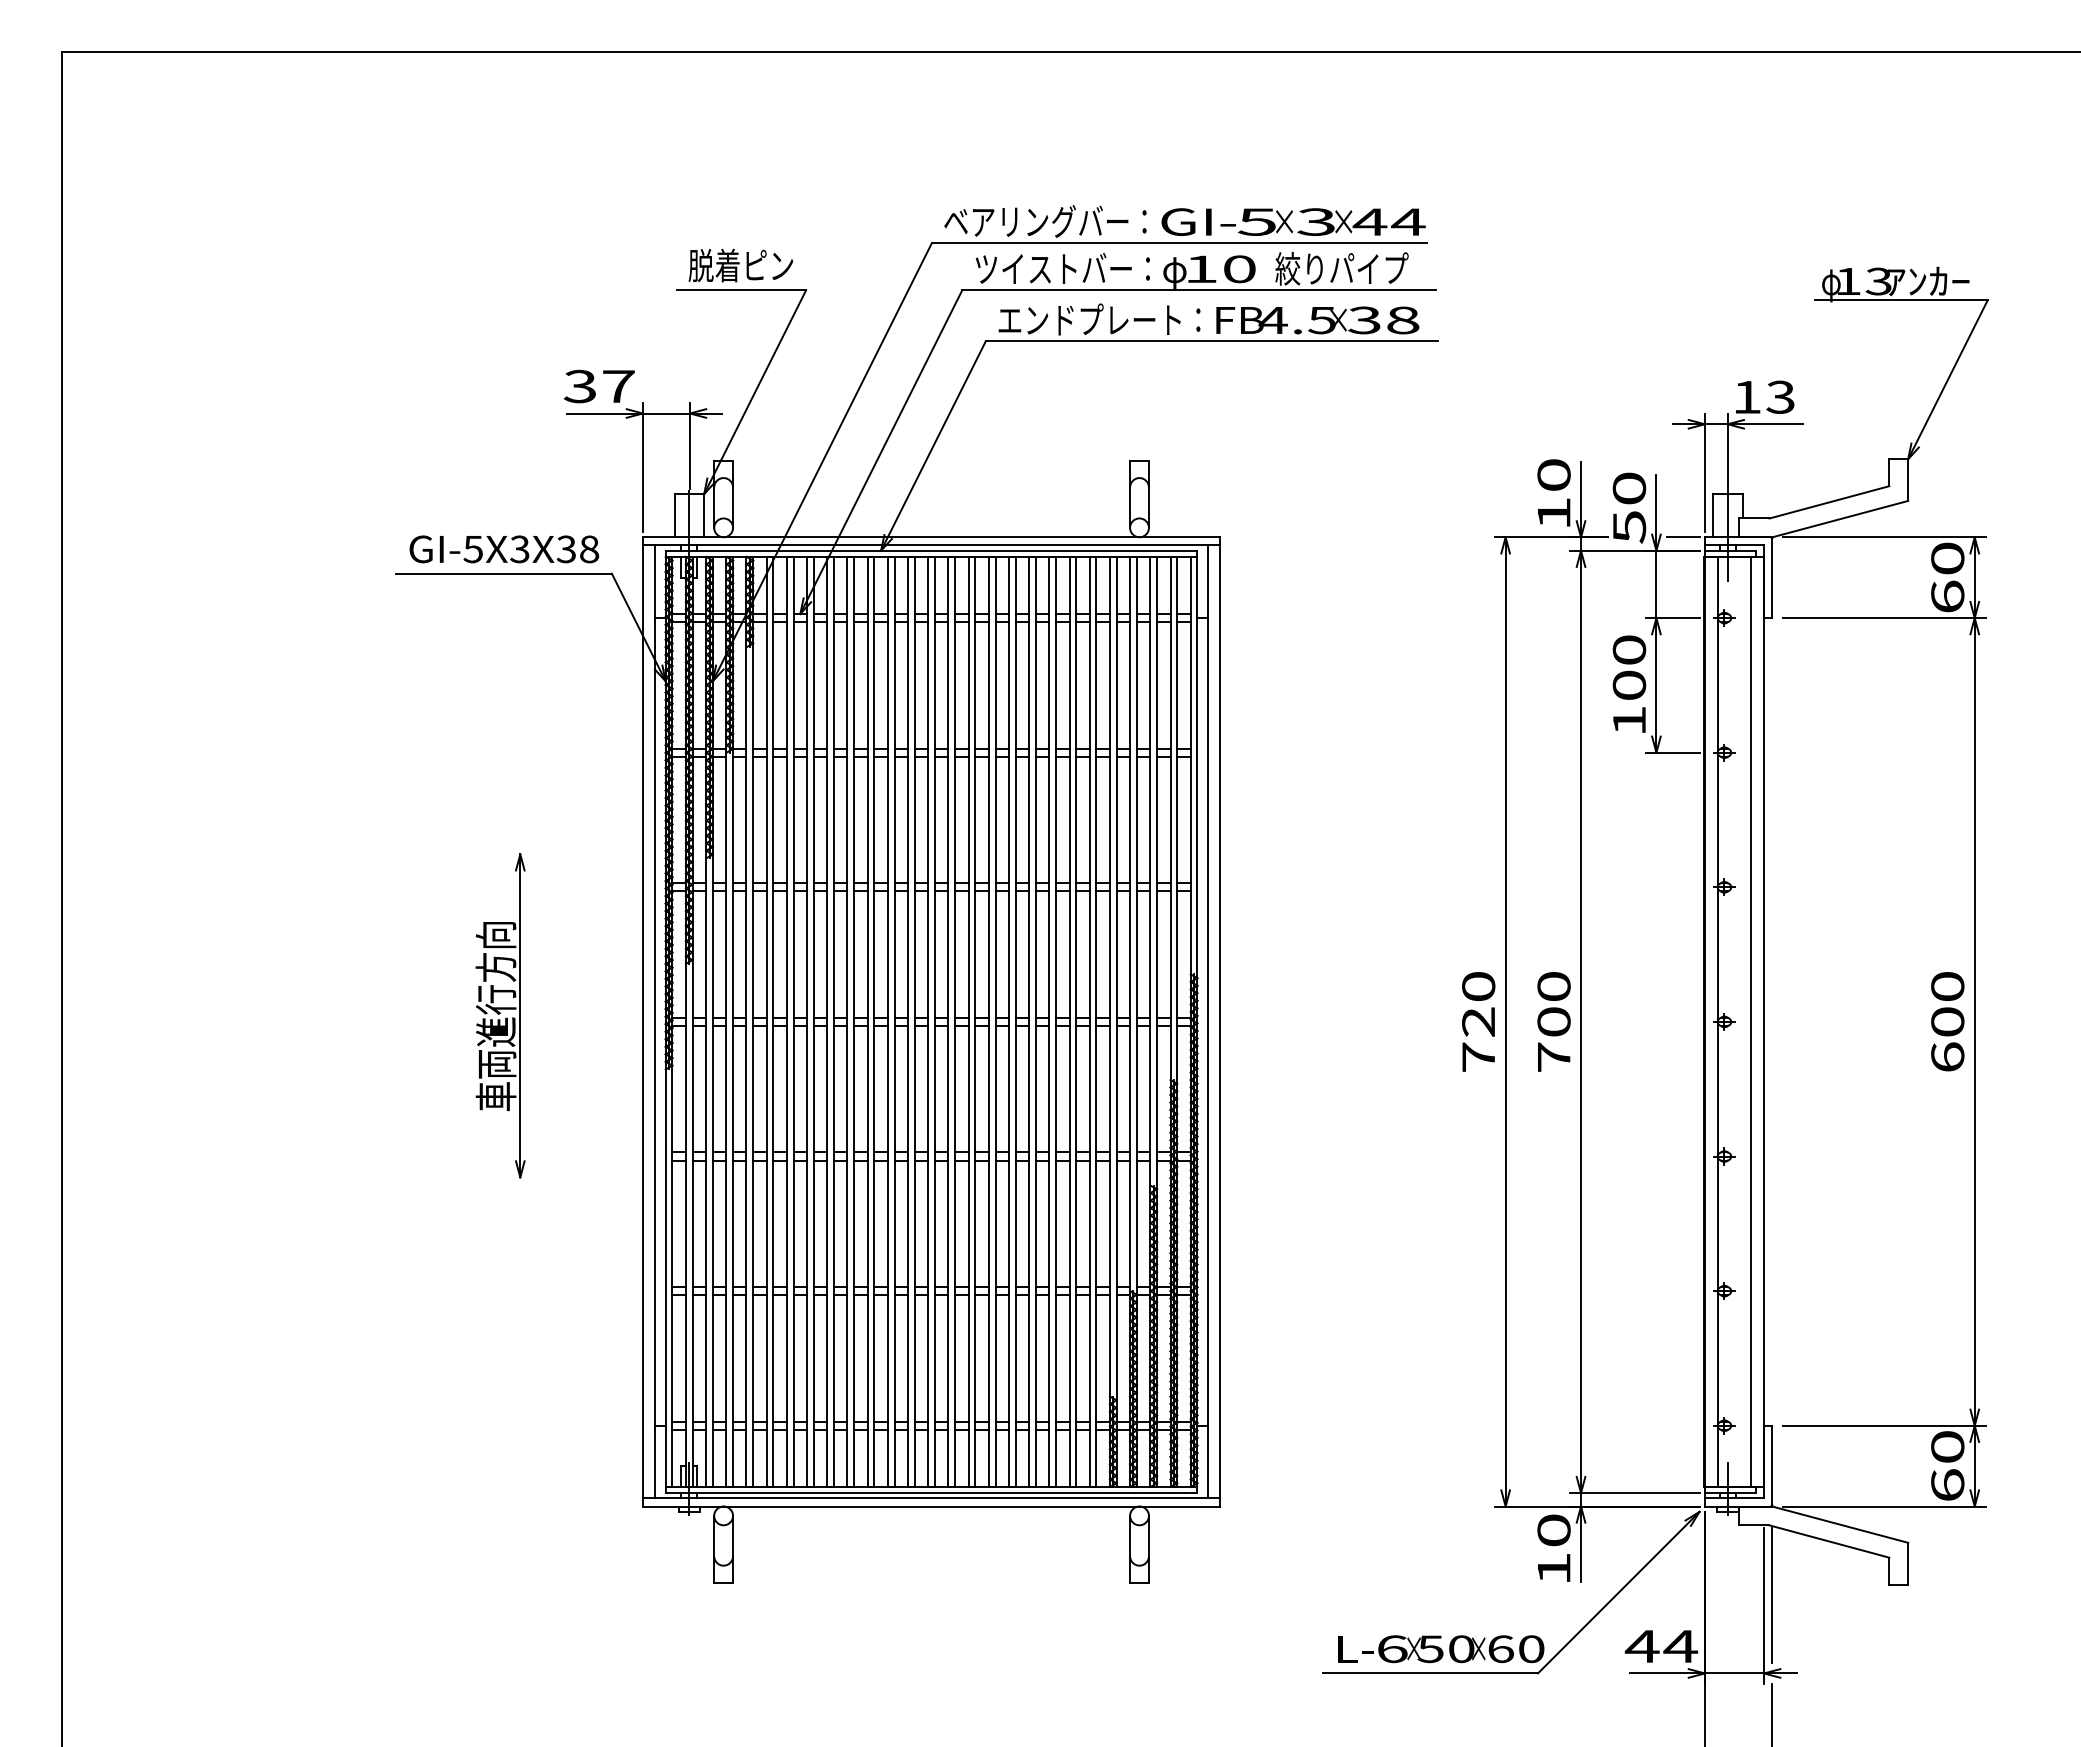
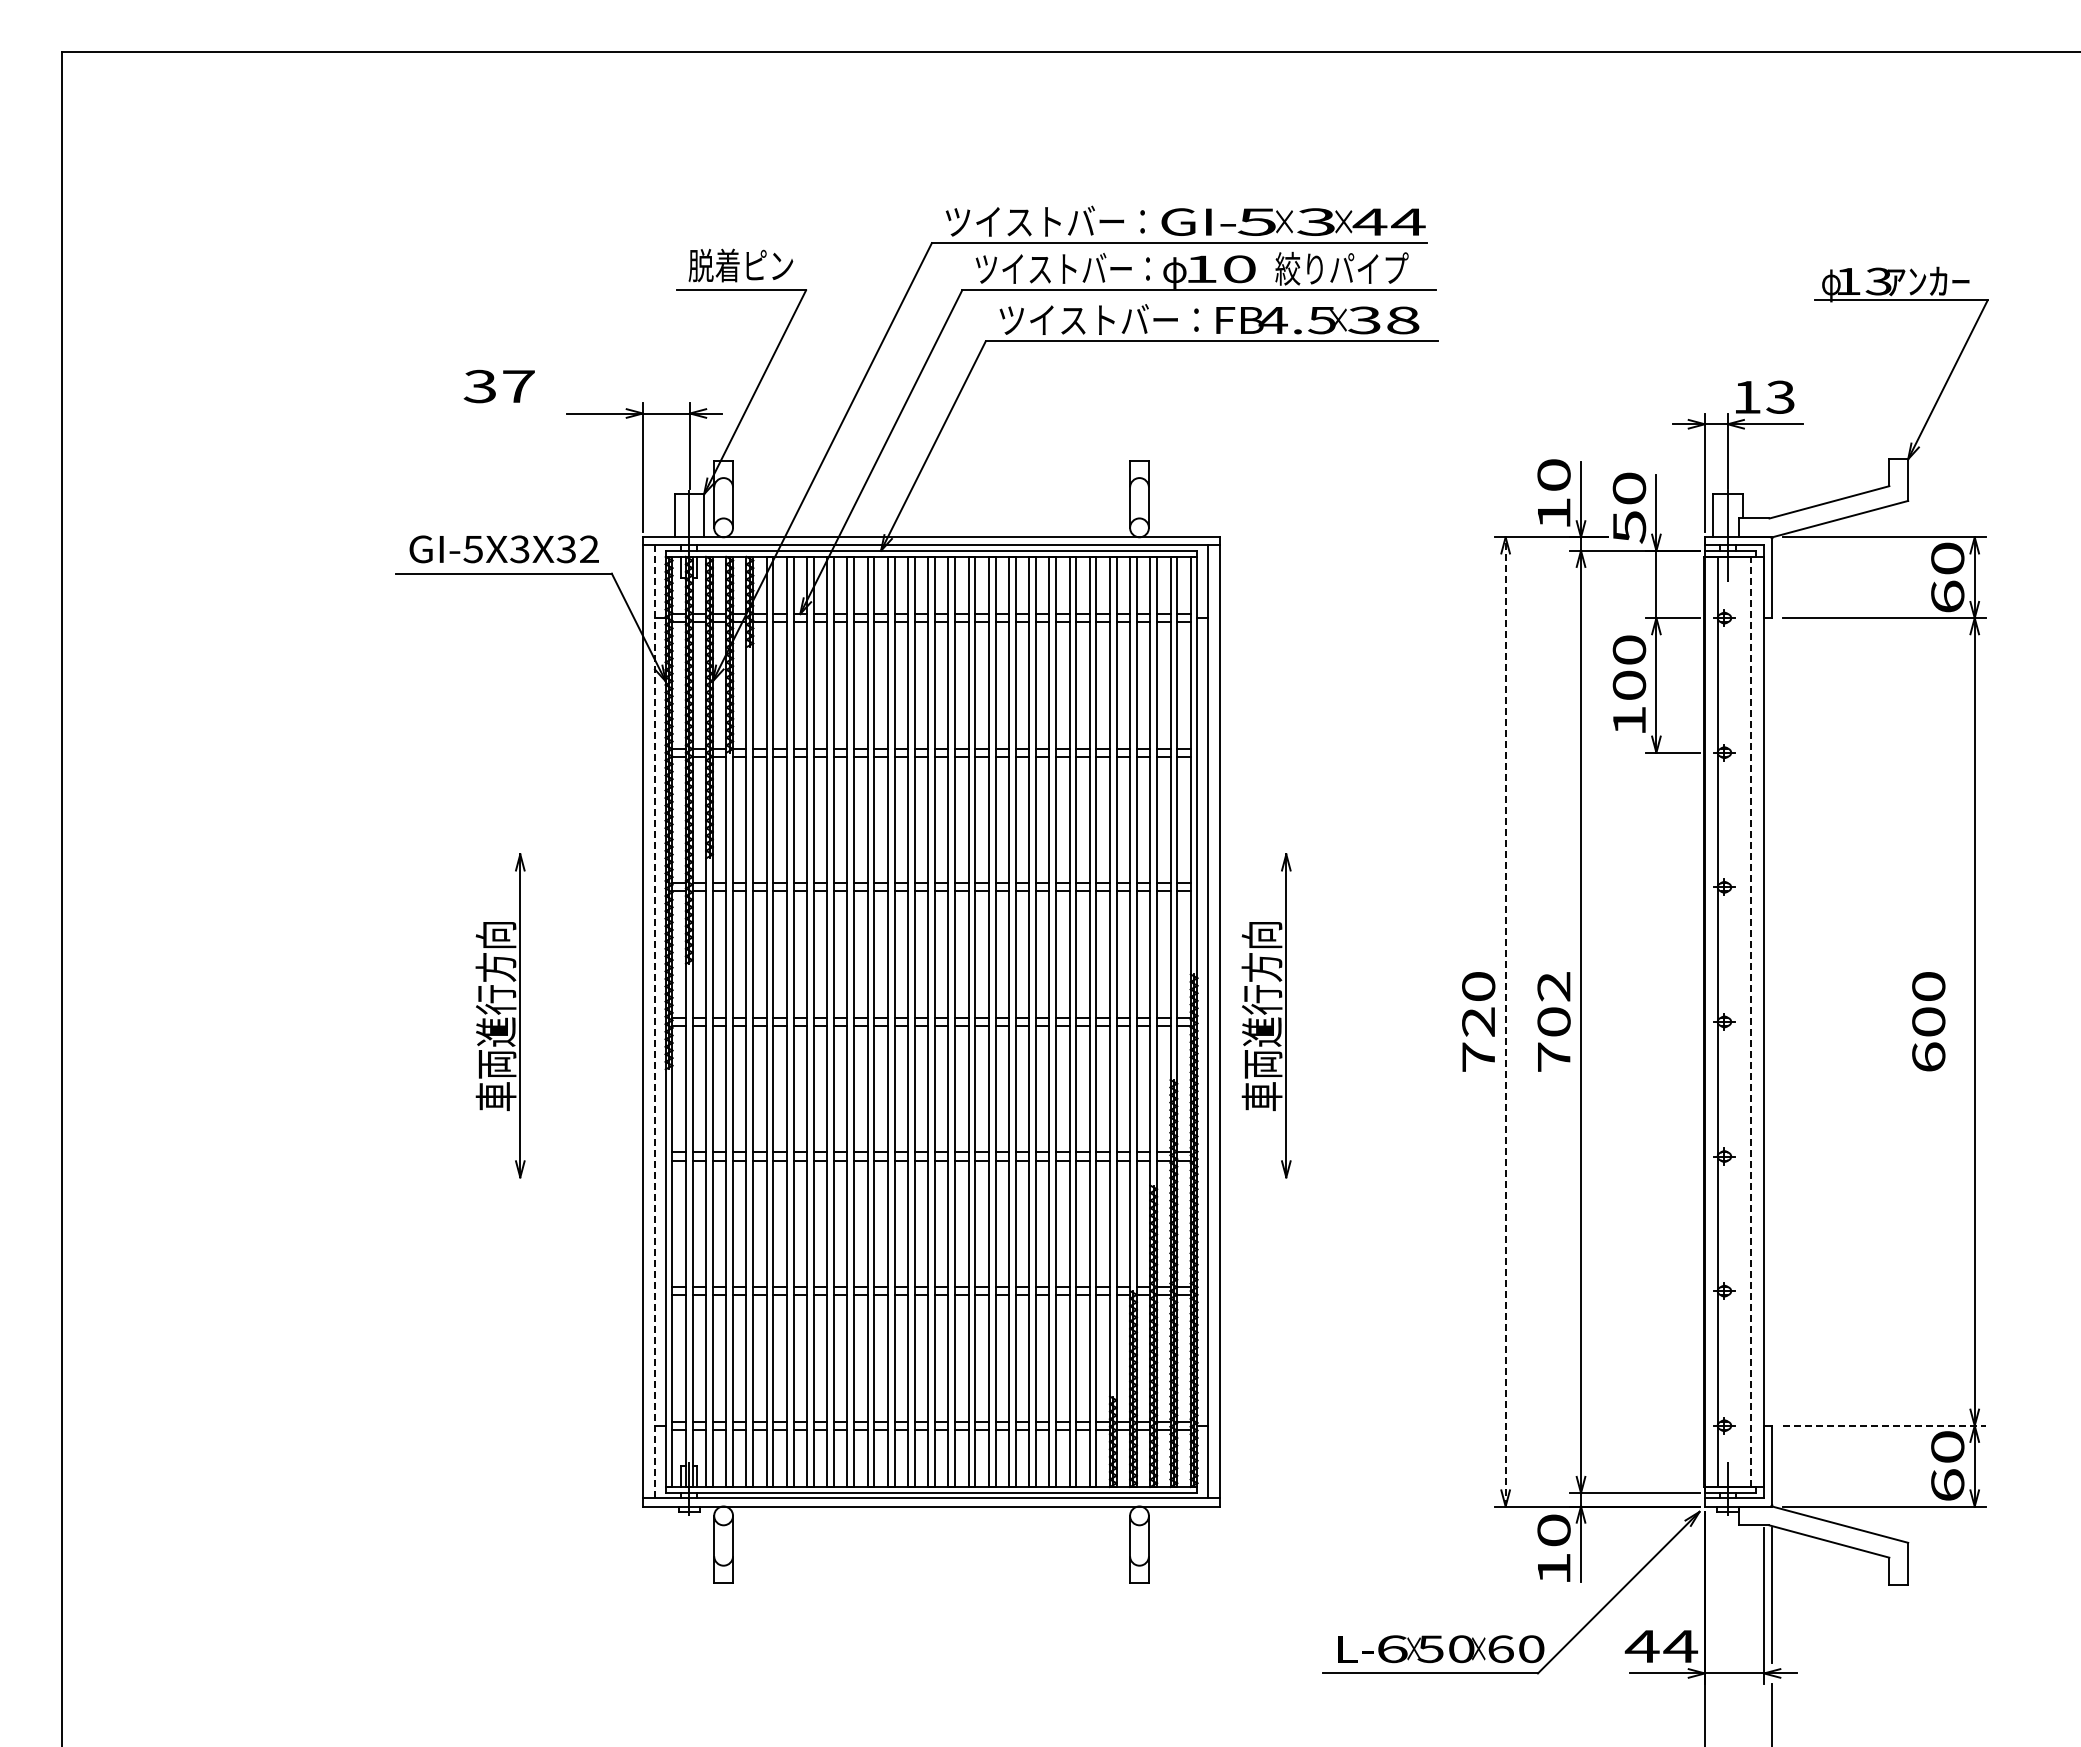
text: ベアリングバー： -> ツイストバー： (1045, 221)
text: エンドプレート： -> ツイストバー： (1099, 319)
text position: (598, 386) -> (498, 386) (498, 386)
line: present -> none (1683, 537)
text: GI-5X3X38 -> GI-5X3X32 (589, 549)
text: 700 -> 702 (1553, 986)
part: none -> present (1266, 1015)
line: solid -> dashed (654, 1021)
line: solid -> dashed (1505, 1021)
line: solid -> dashed (1751, 1021)
text position: (1947, 1021) -> (1928, 1021) (1928, 1021)
line: solid -> dashed (1884, 1425)
